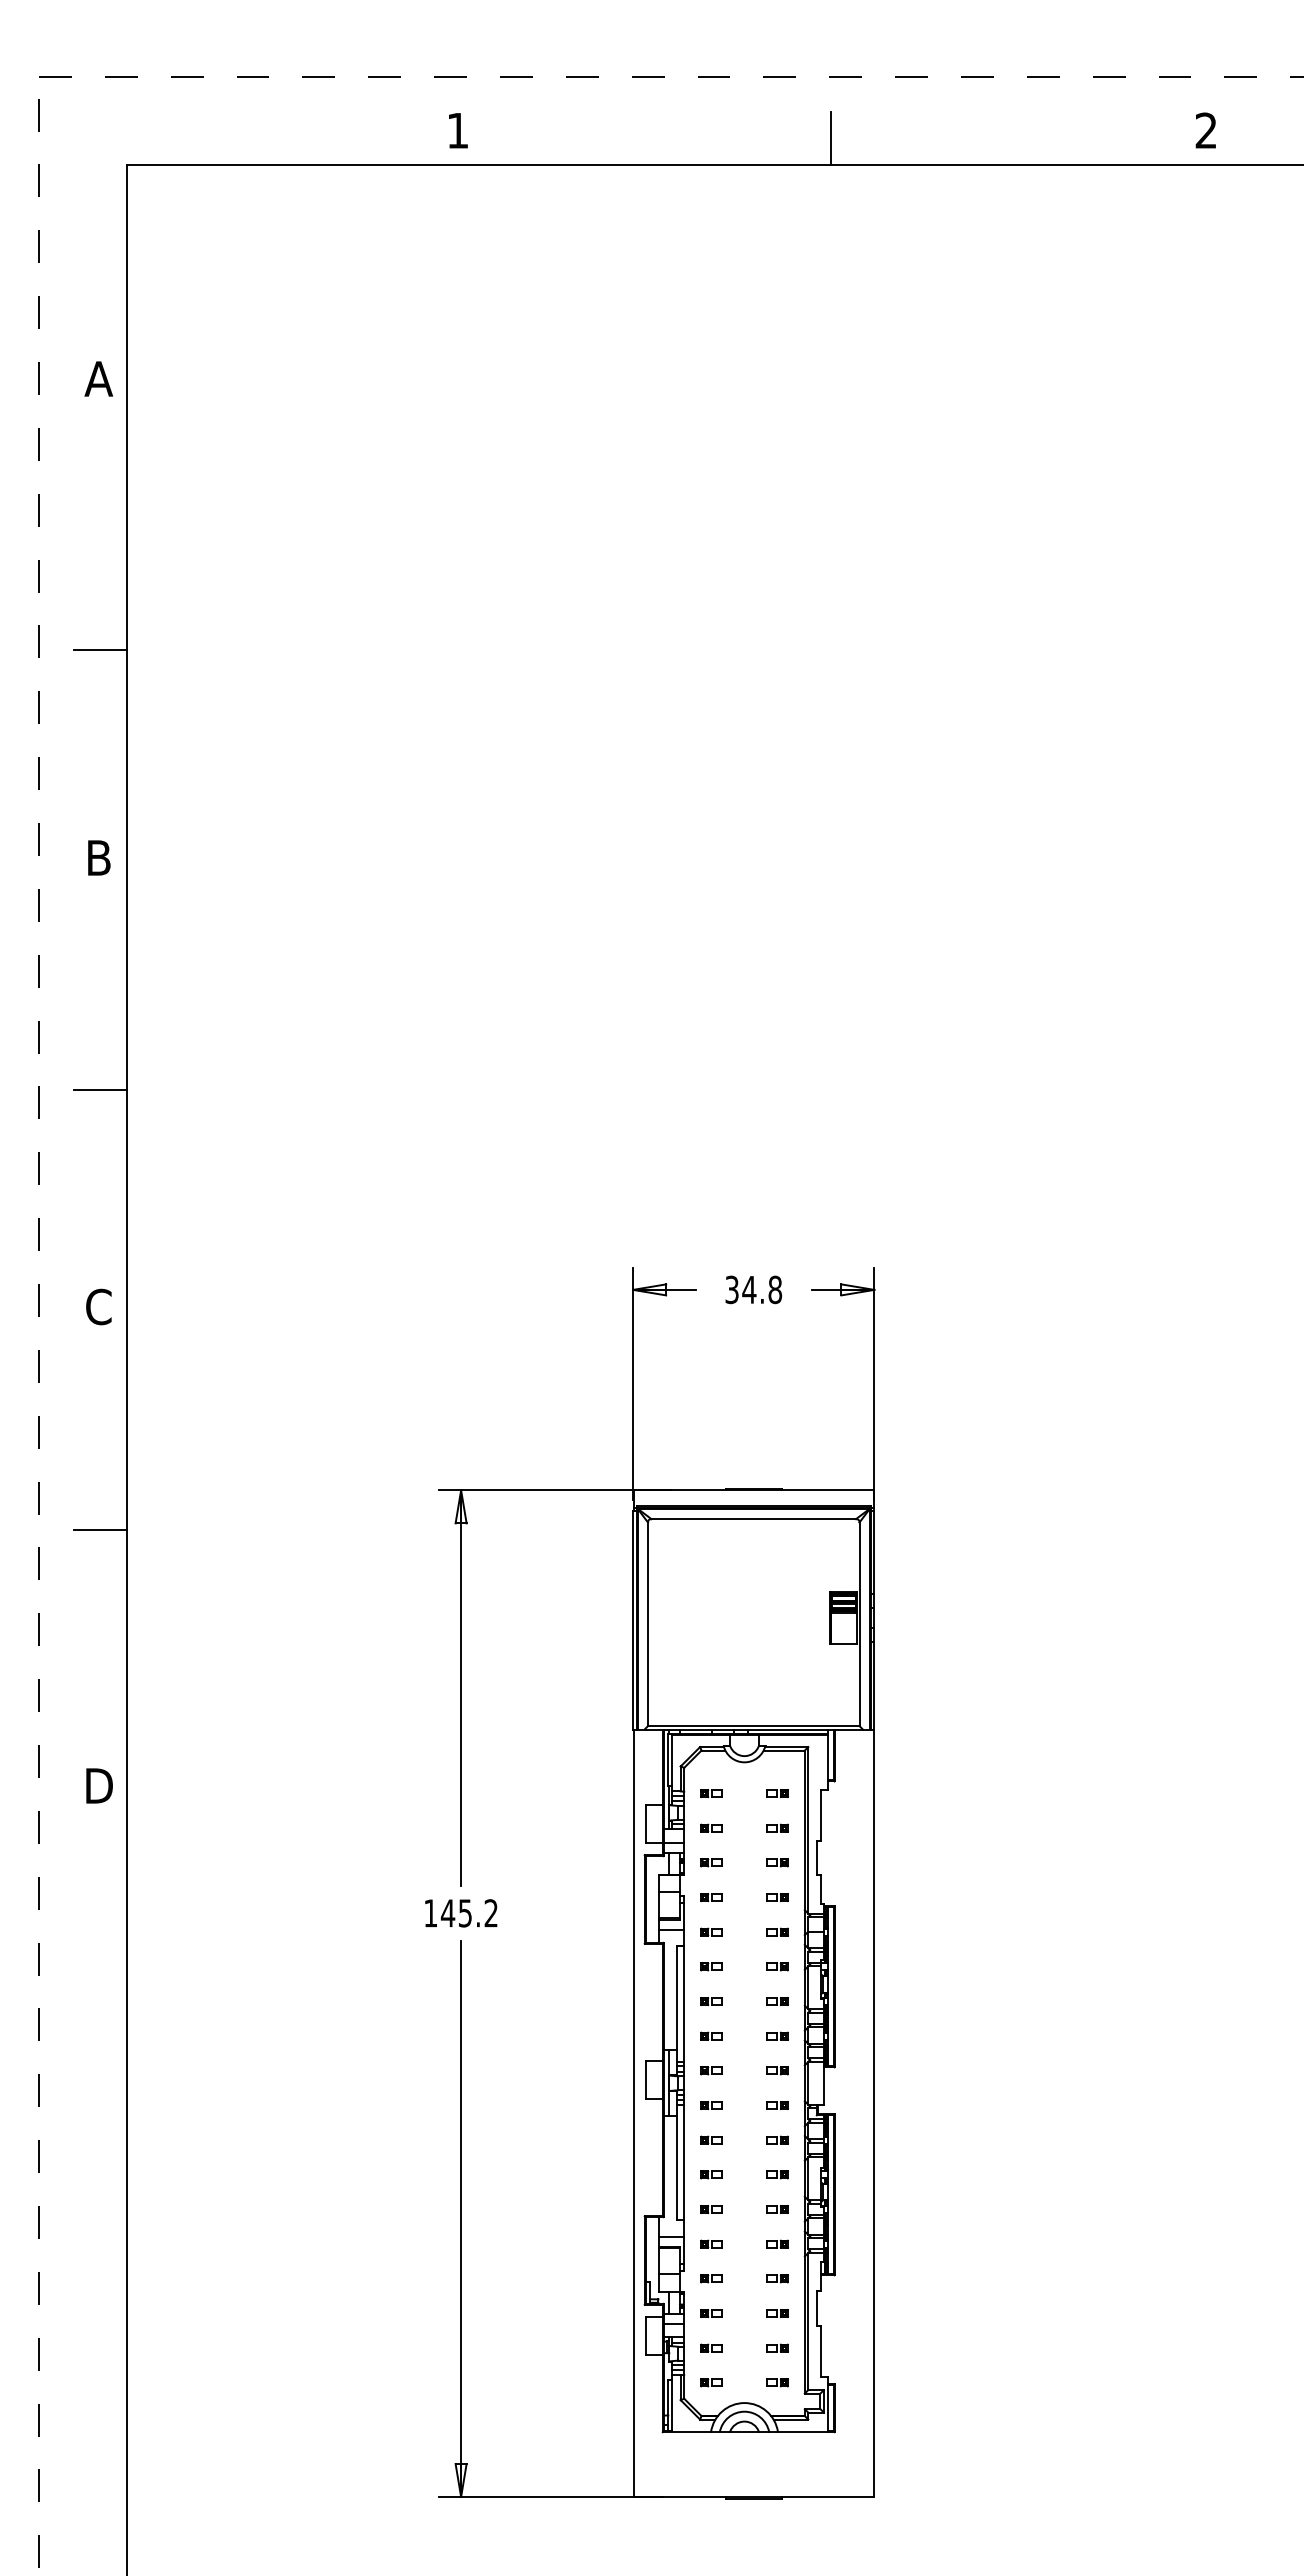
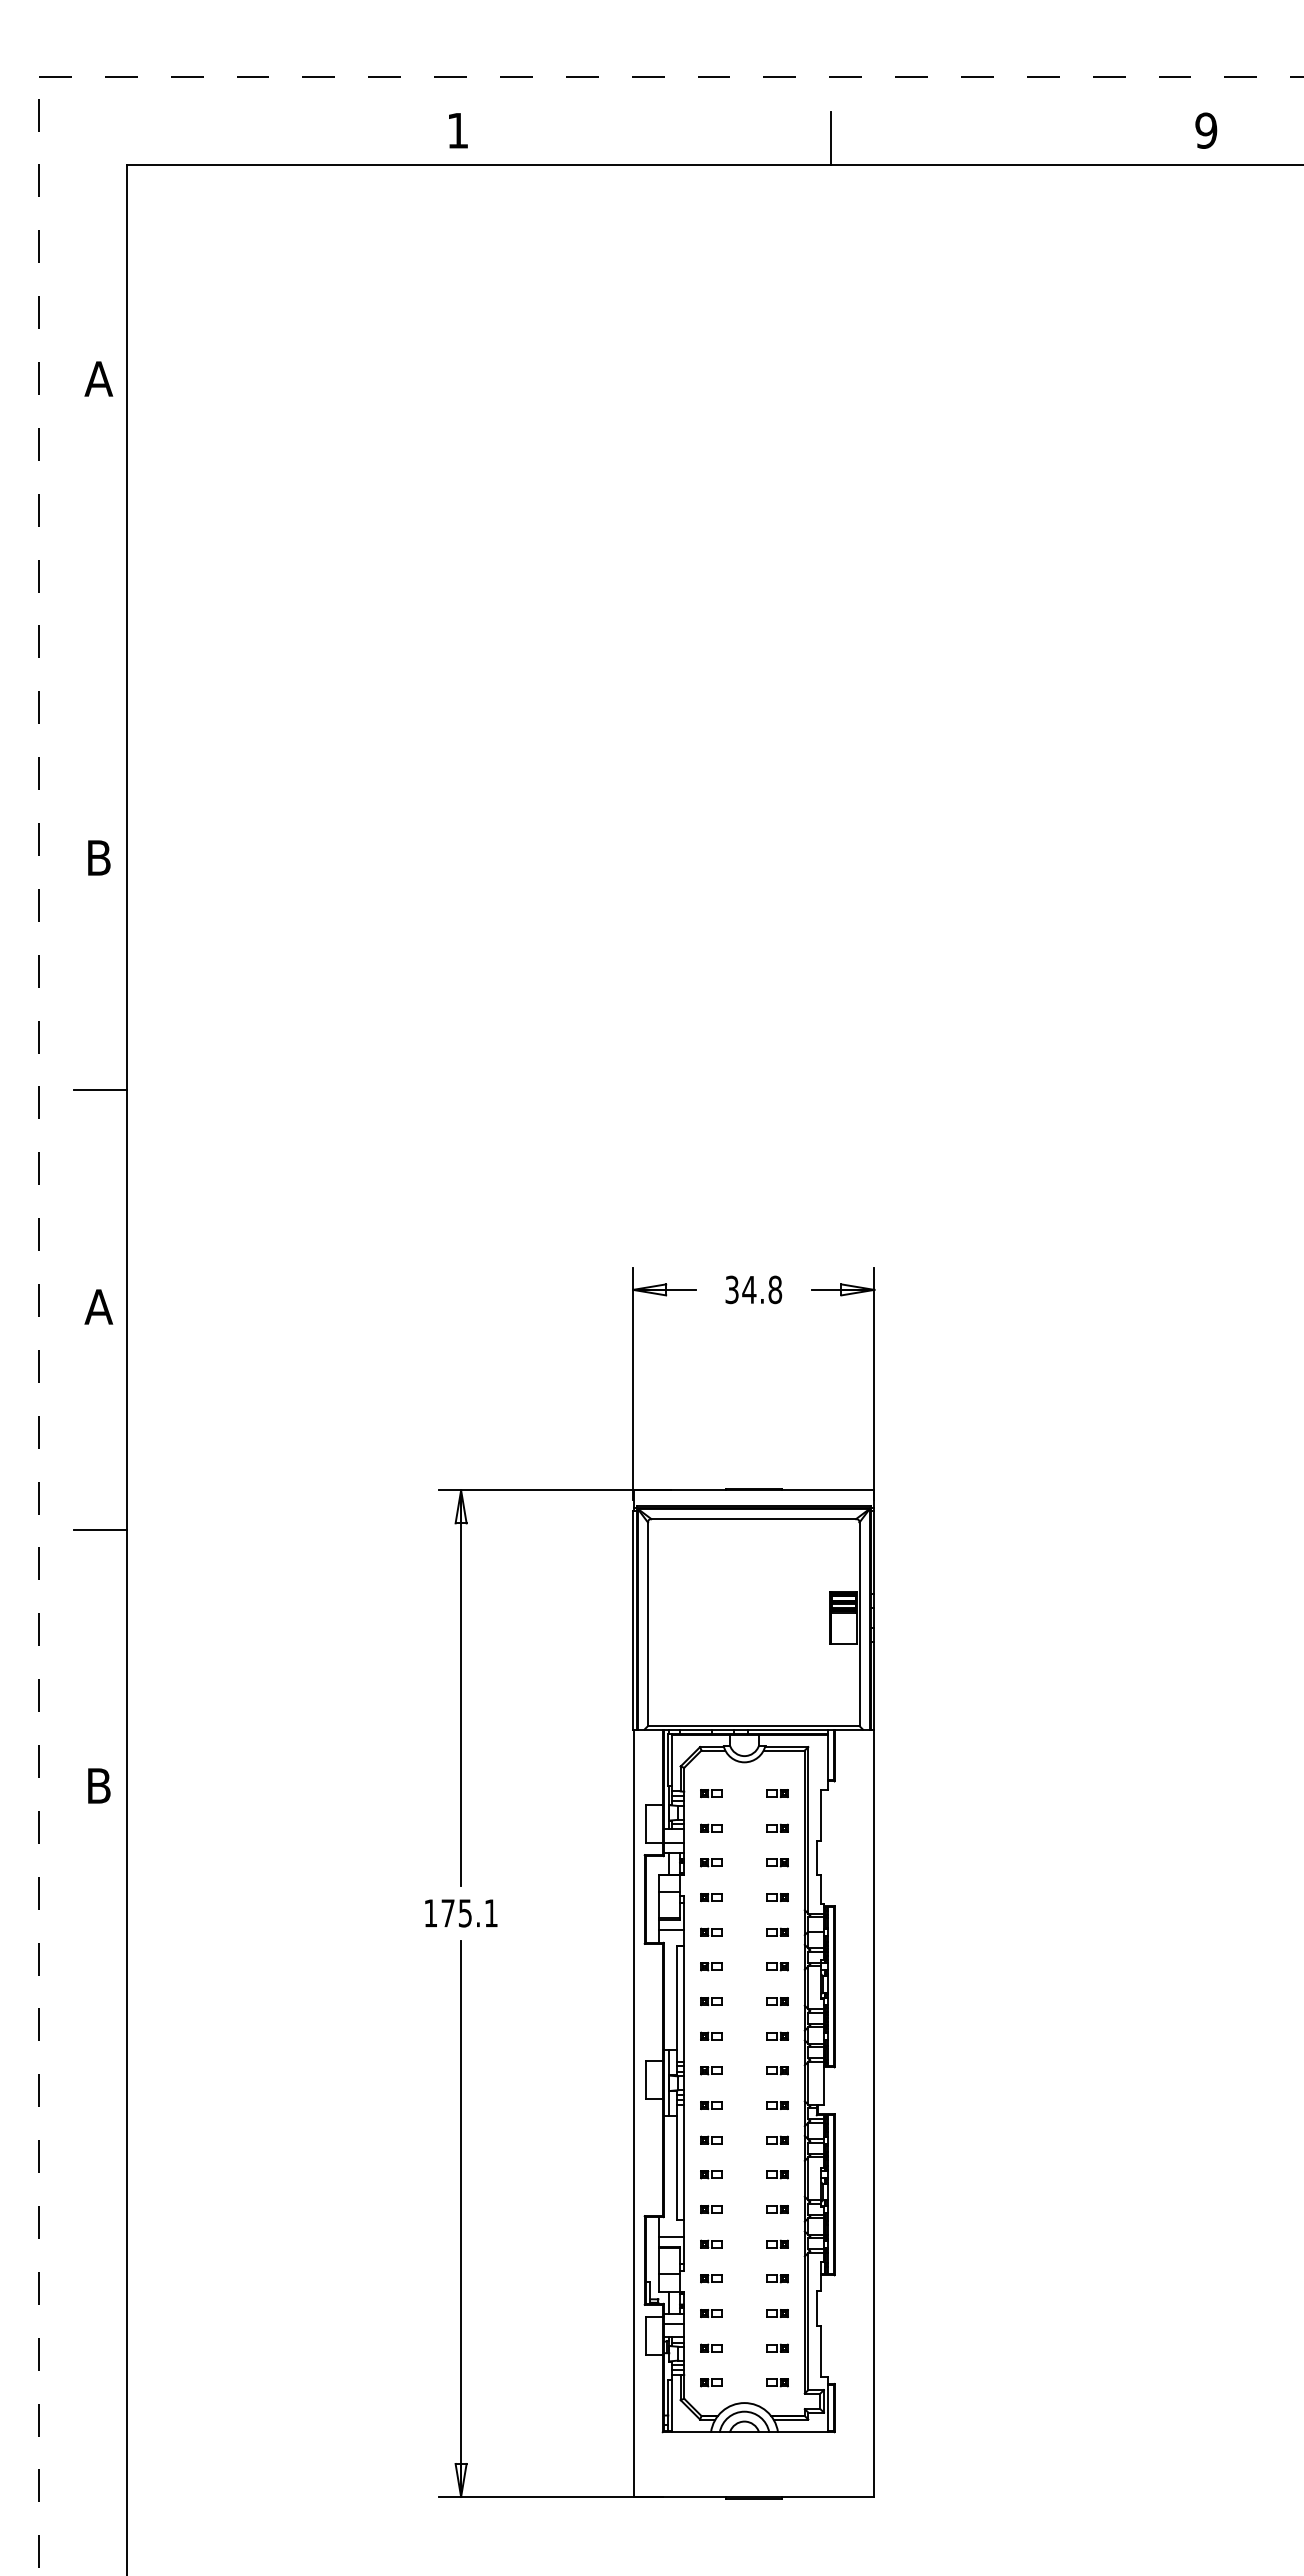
text: 2 -> 9 (1206, 130)
line: present -> none (100, 649)
text: C -> A (98, 1306)
text: D -> B (99, 1785)
text: 145.2 -> 175.1 (468, 1913)
